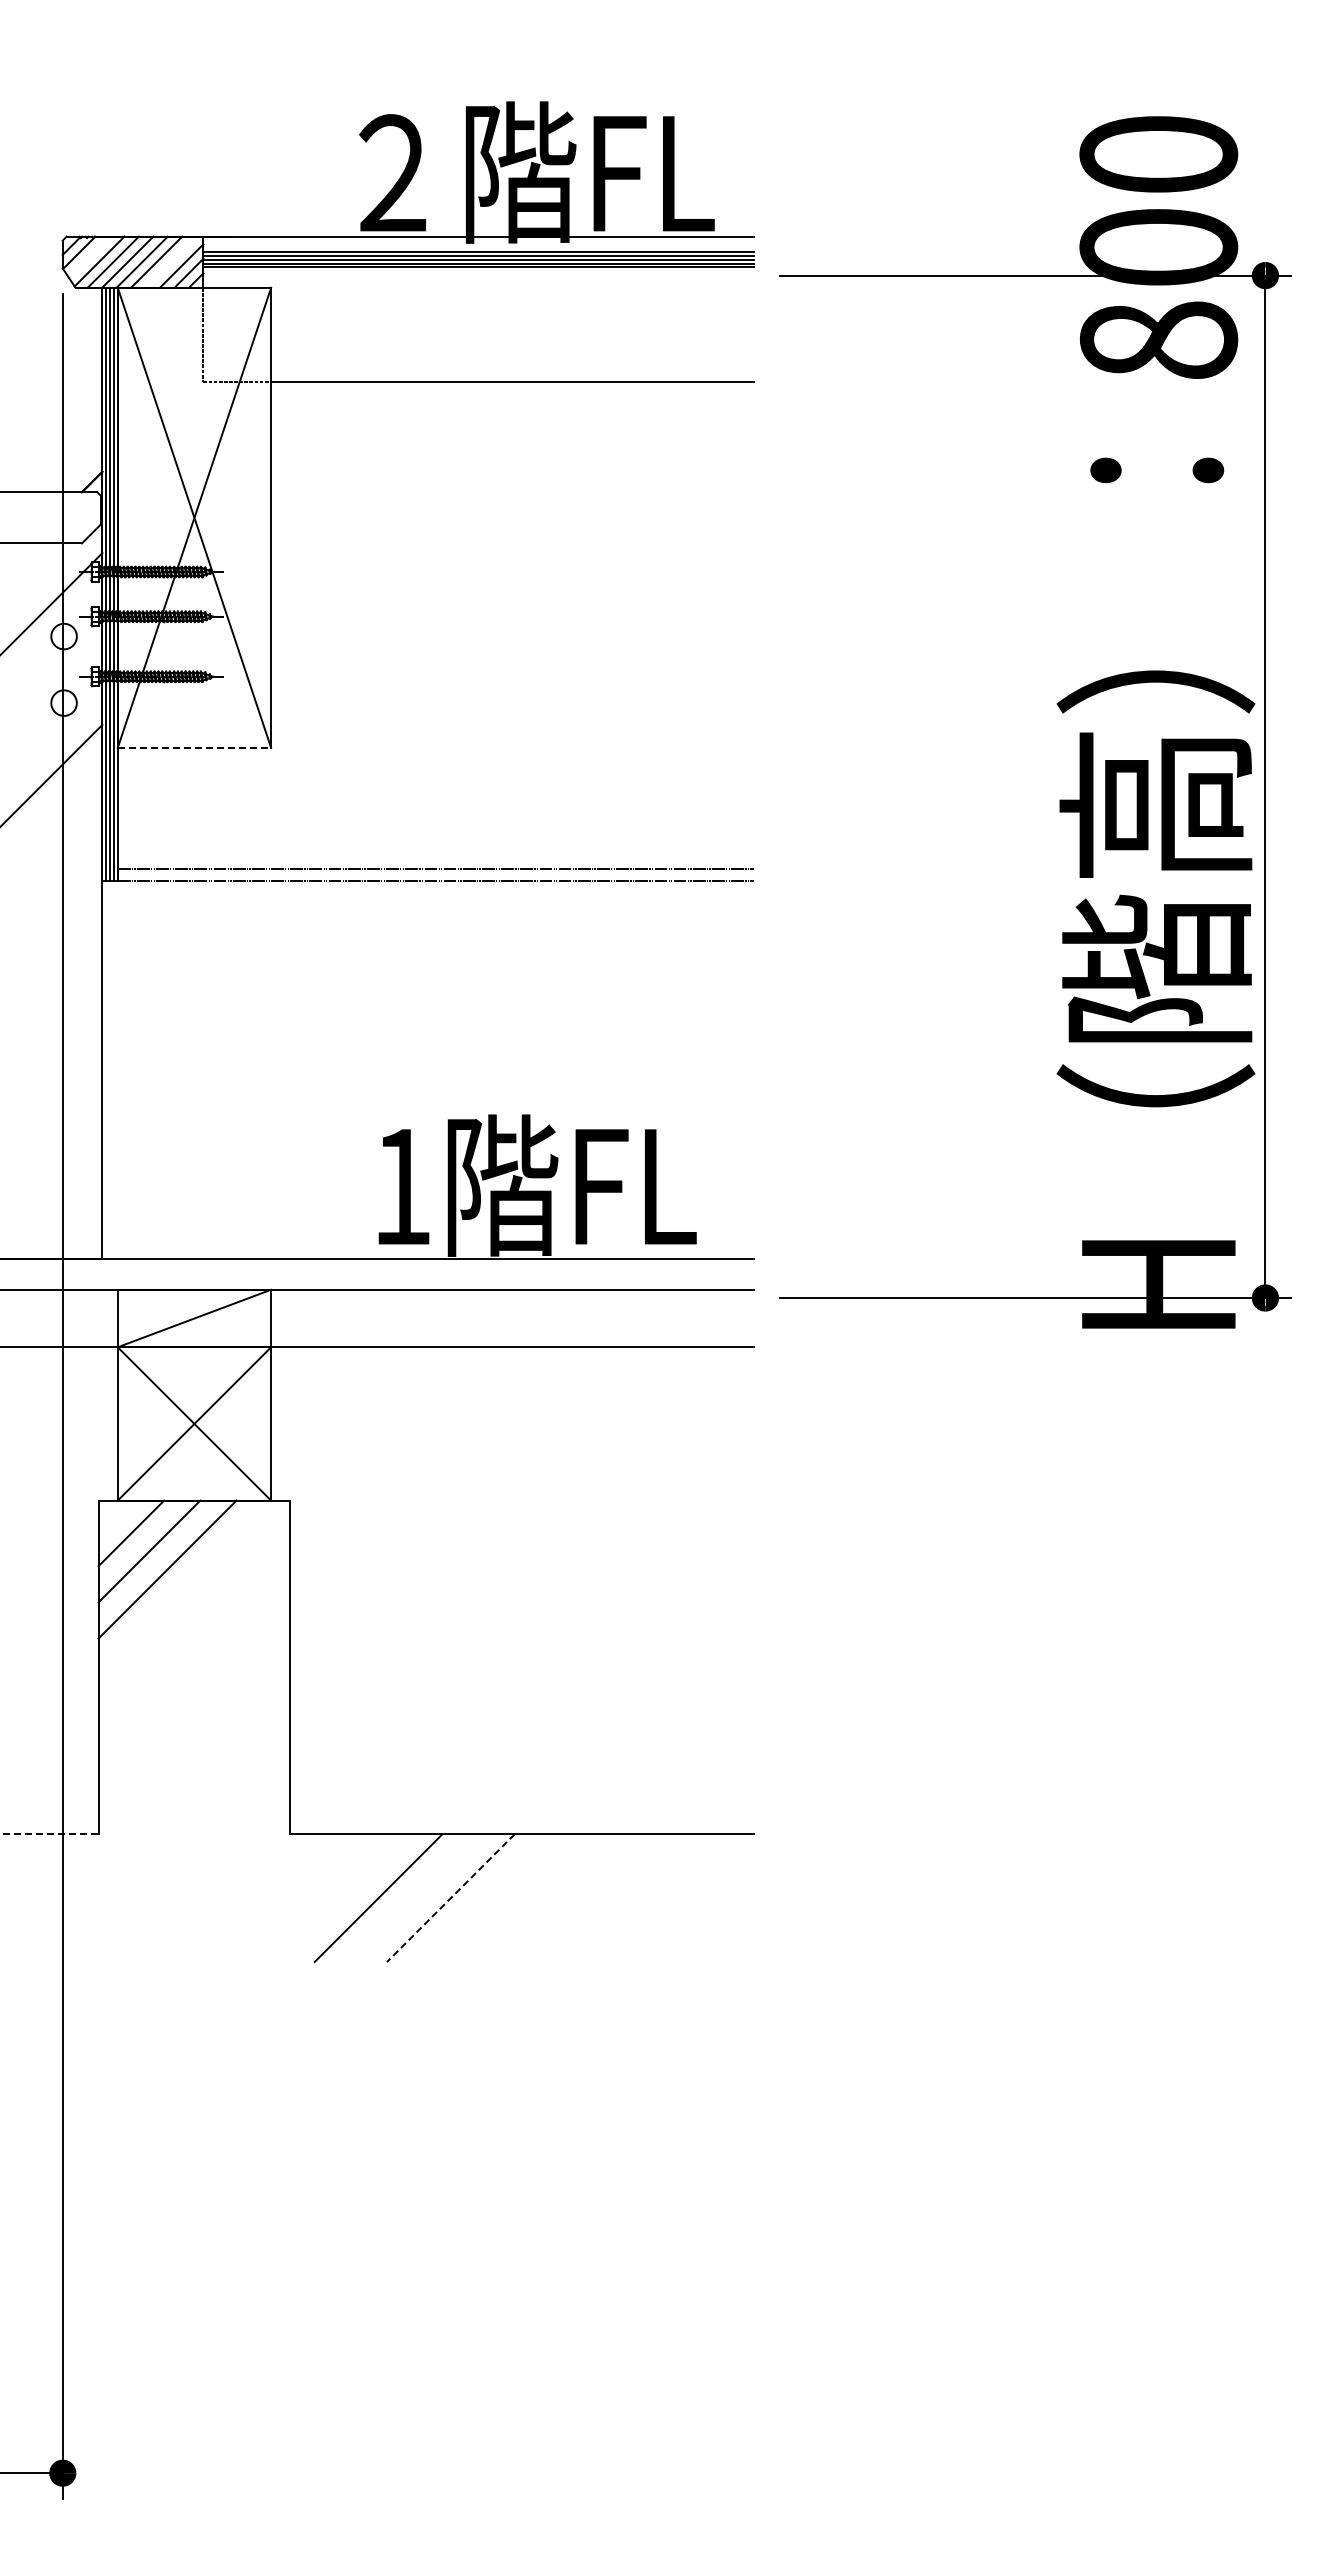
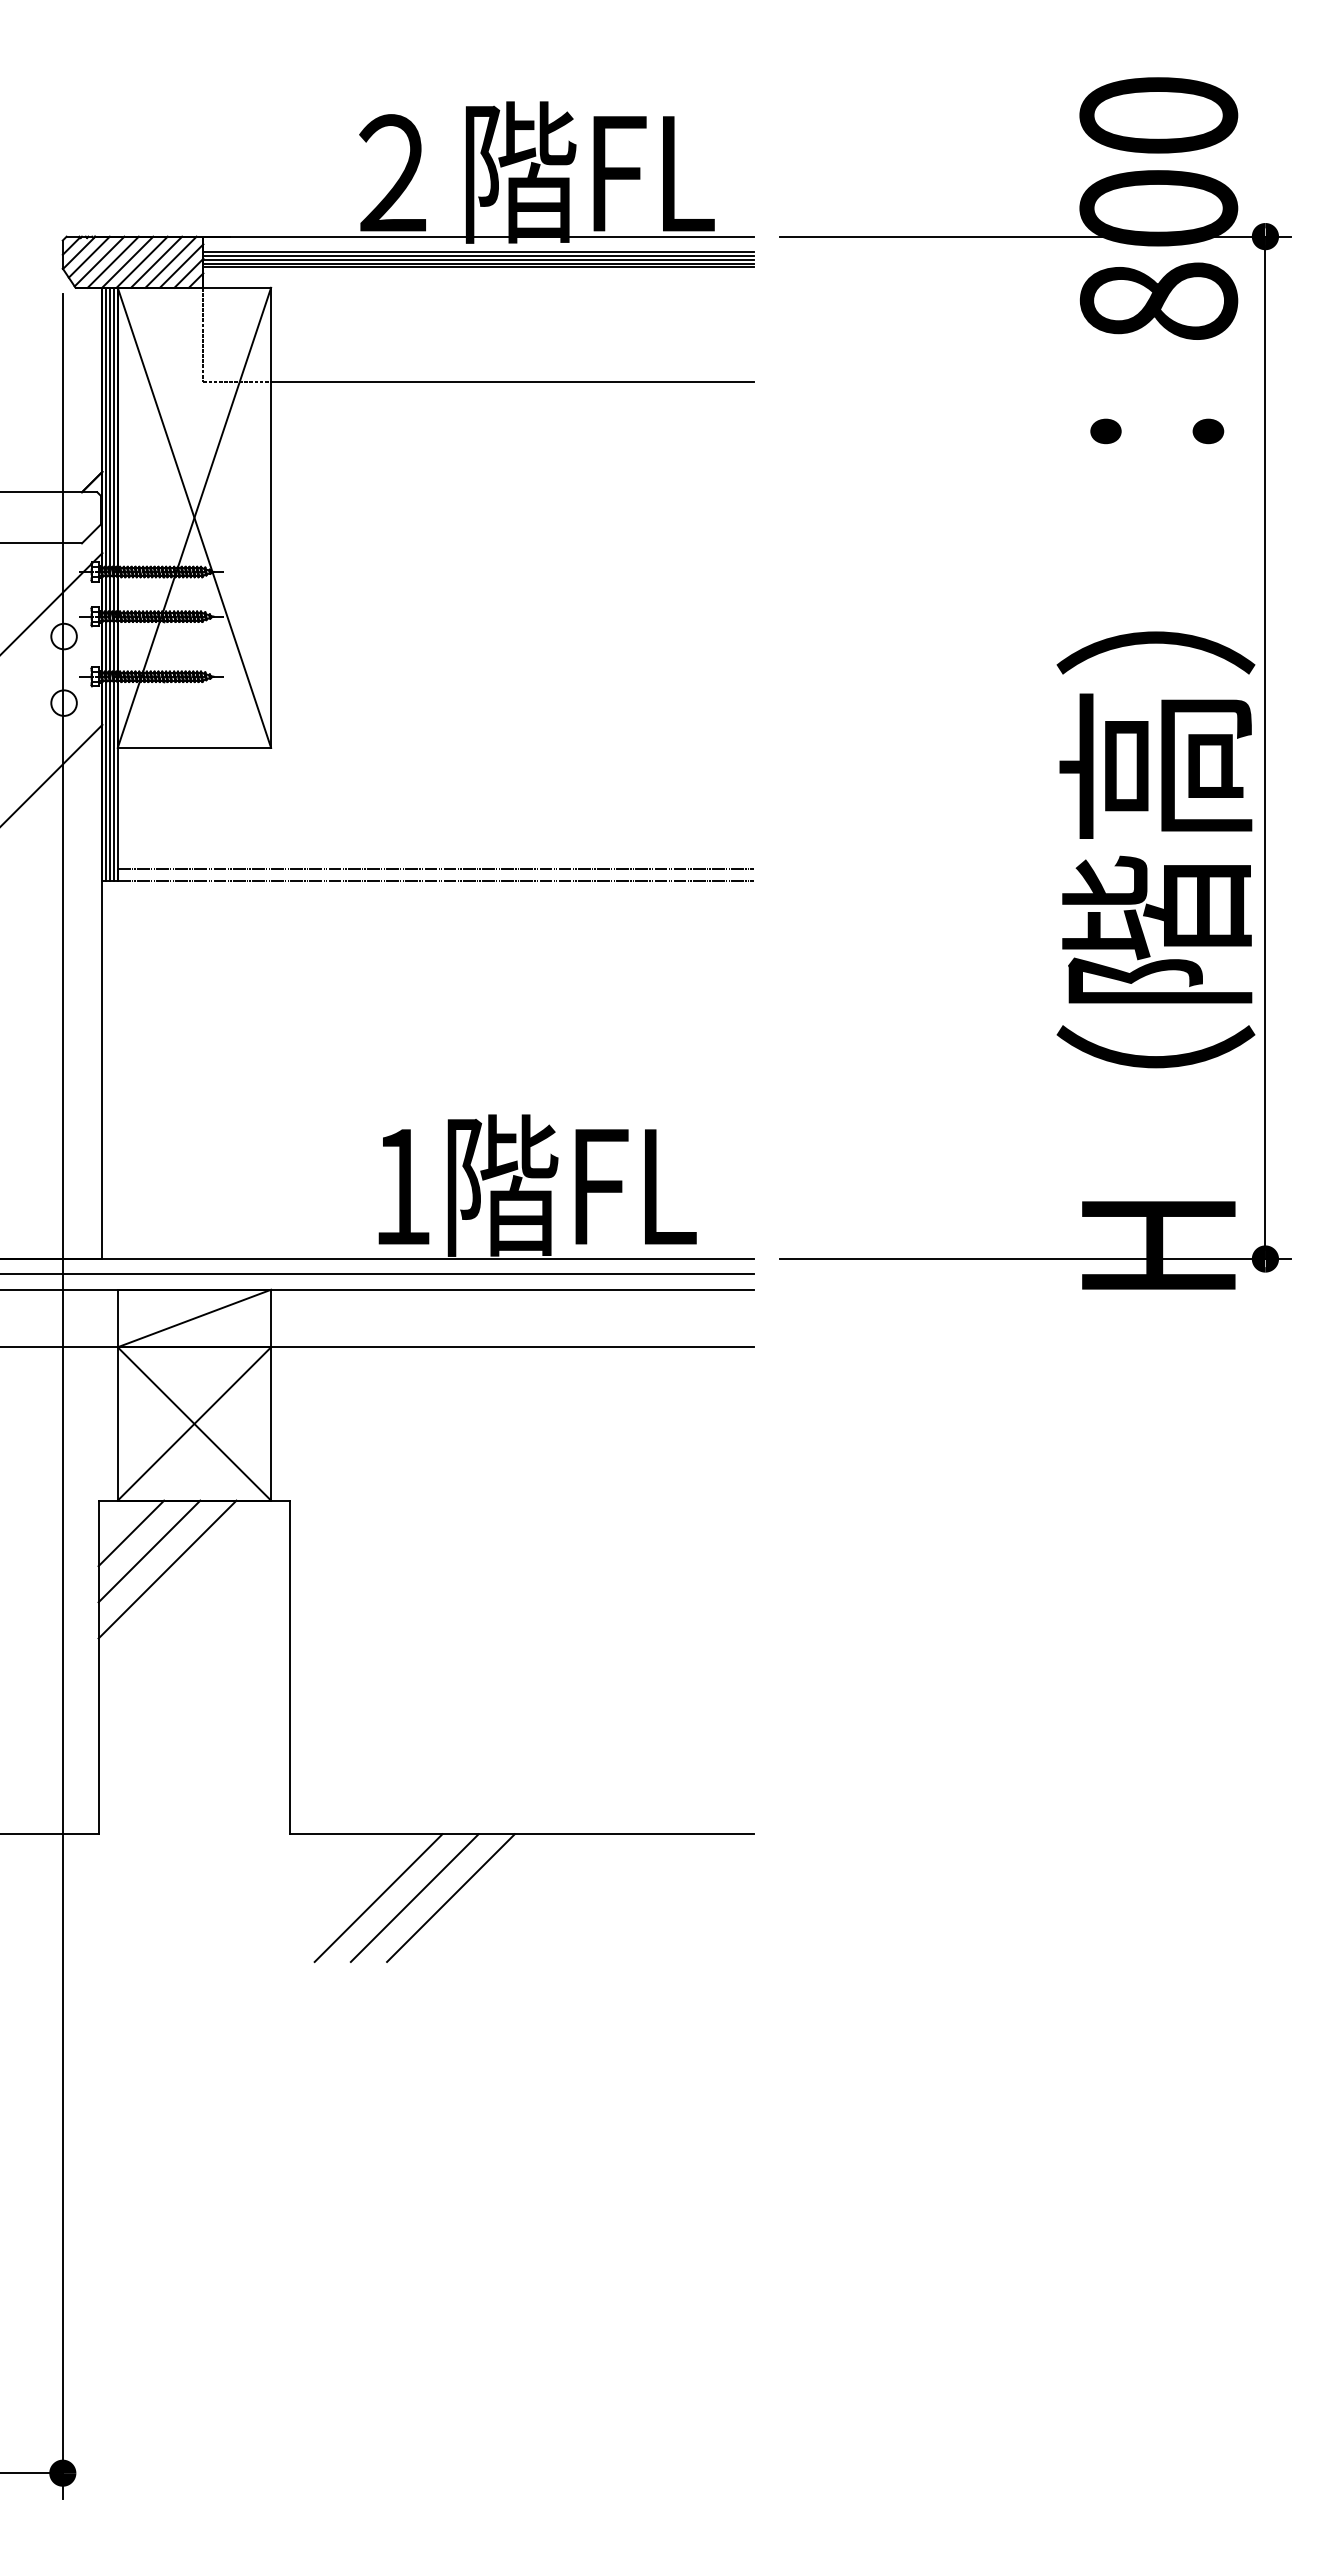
line: none -> present (88, 256)
line: none -> present (170, 261)
part position: (1058, 707) -> (1058, 668) (1058, 668)
line: dashed -> solid (194, 747)
line: none -> present (378, 1274)
line: dashed -> solid (49, 1834)
line: none -> present (414, 1897)
line: dashed -> solid (450, 1898)
